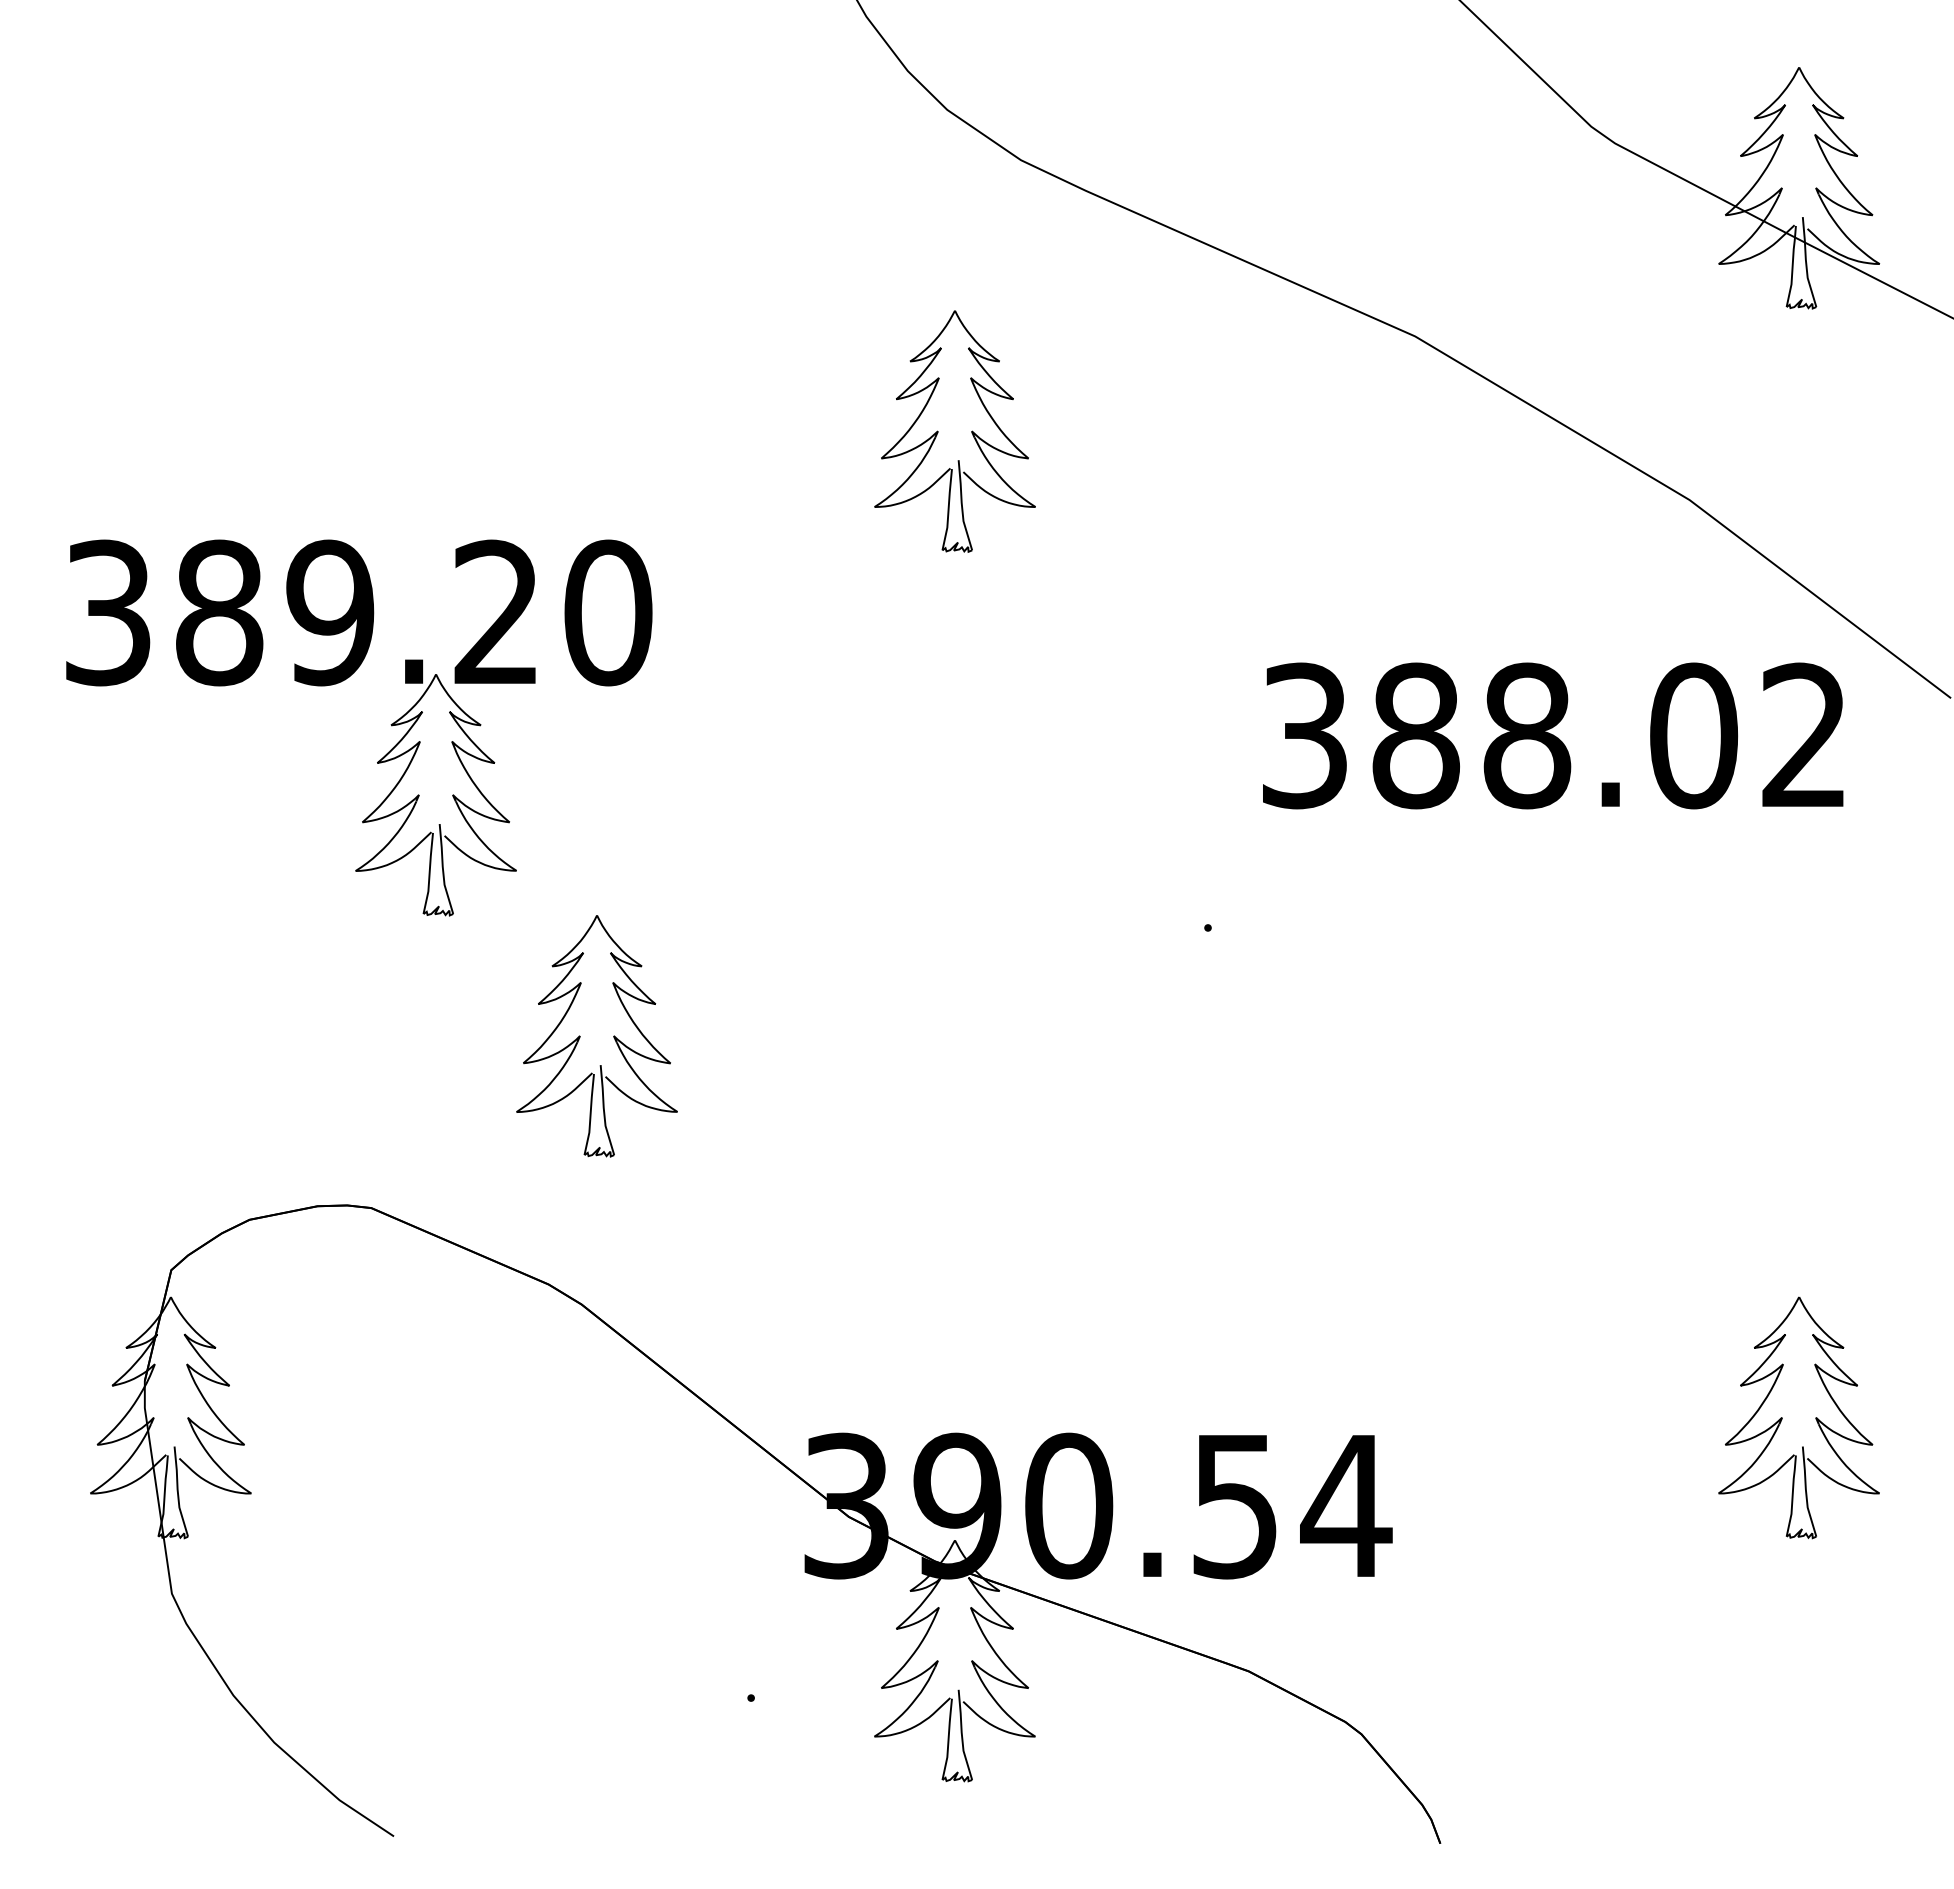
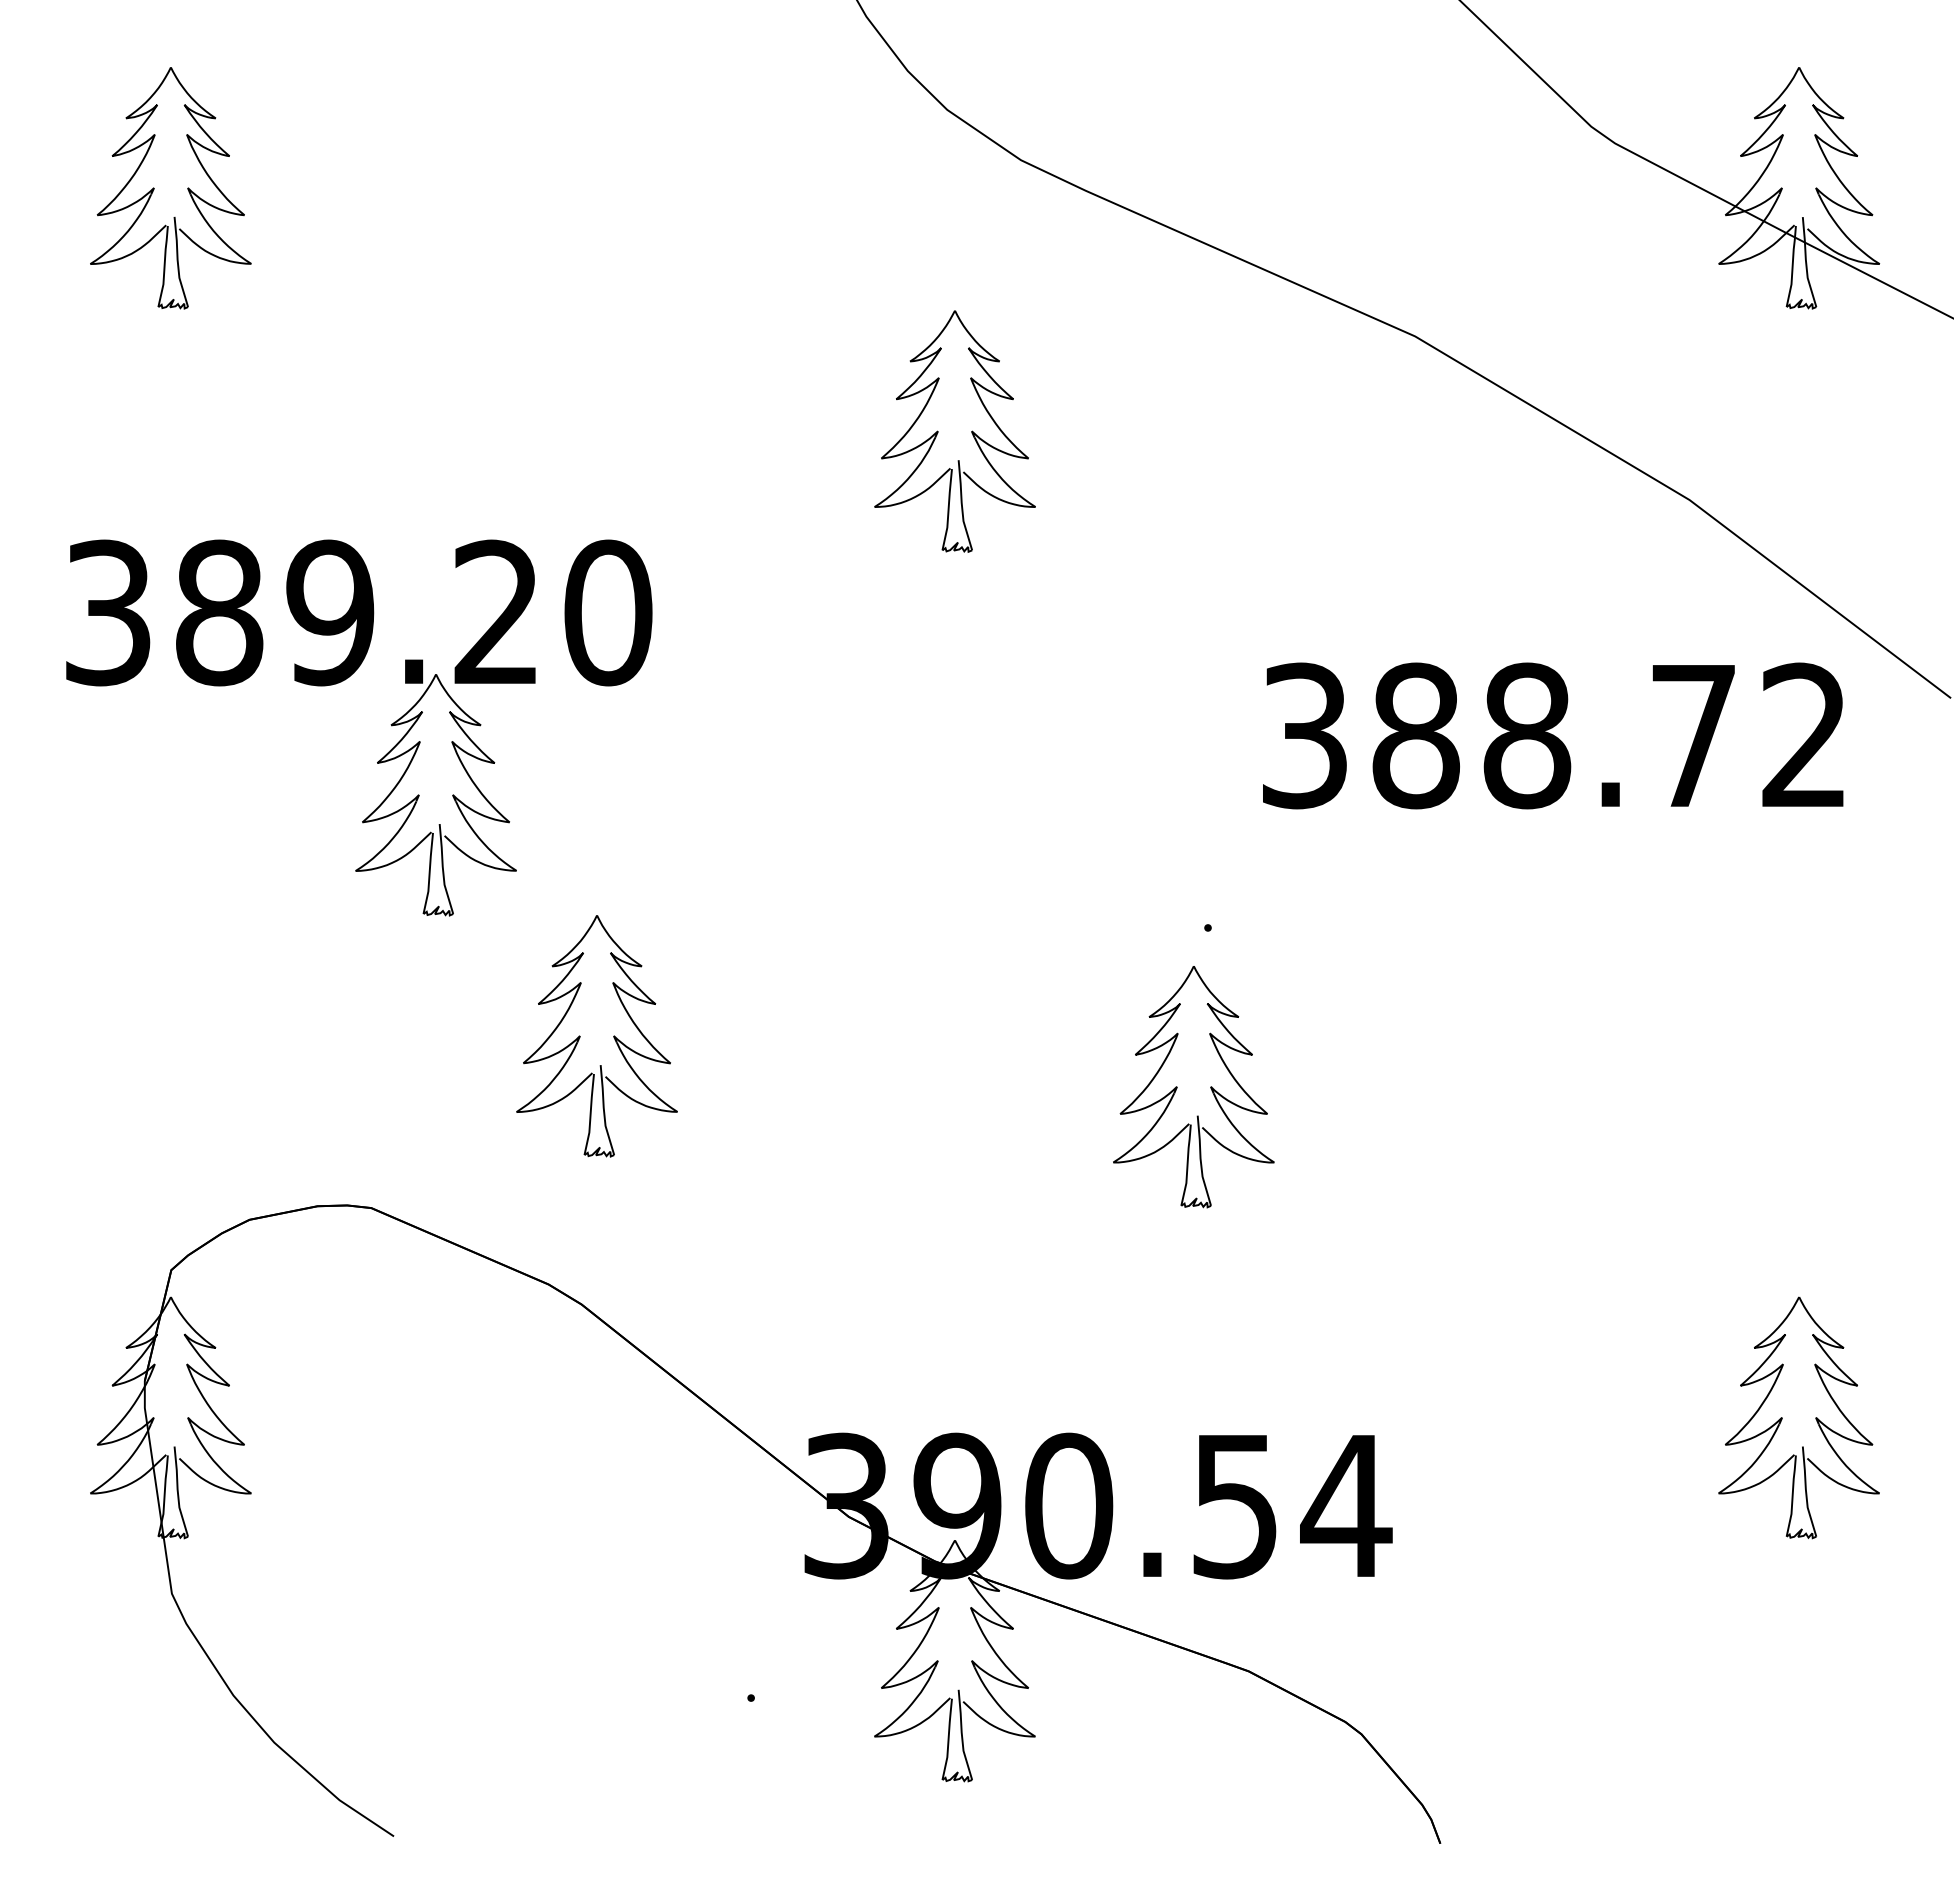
part: none -> present (154, 188)
text: 388.02 -> 388.72 (1694, 735)
part: none -> present (1177, 1087)
